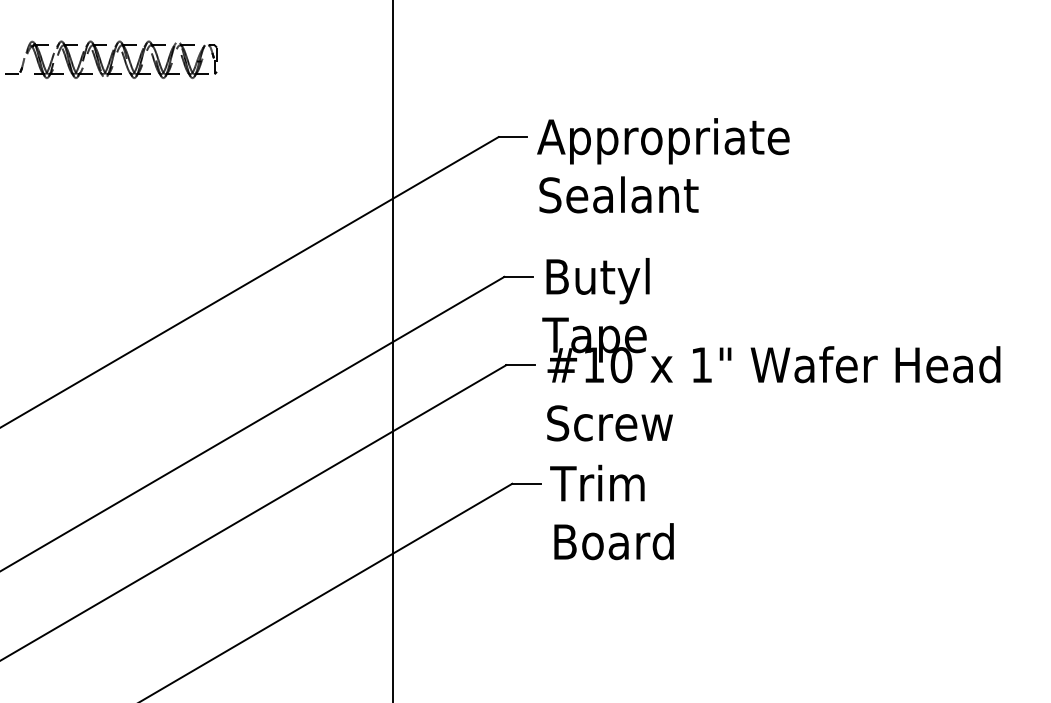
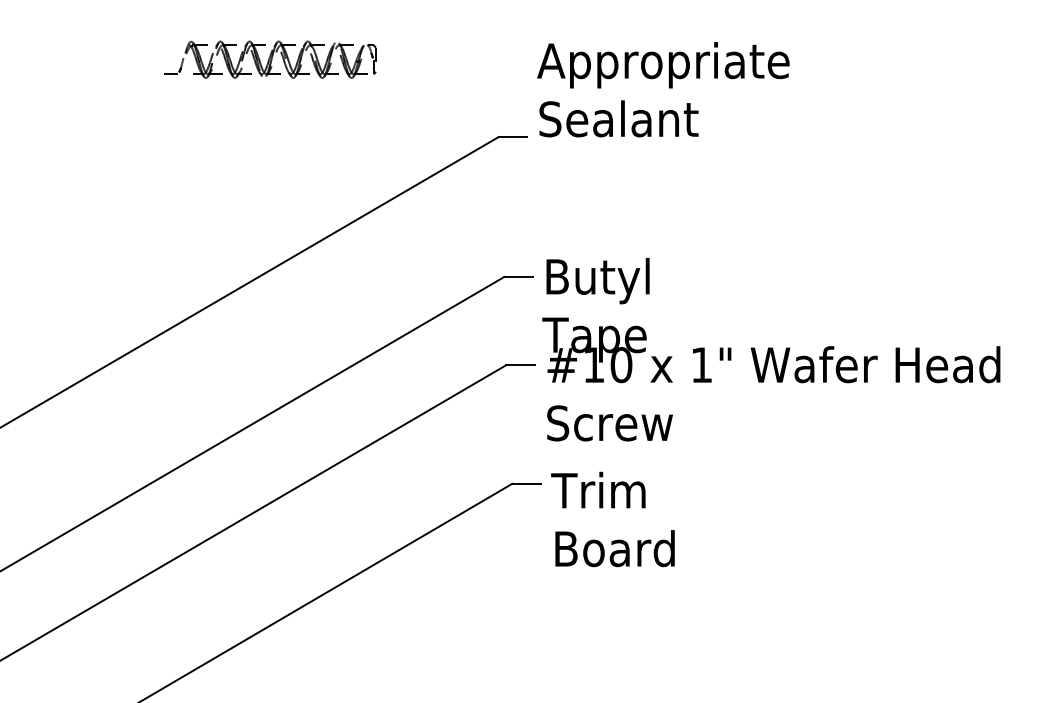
part position: (111, 59) -> (270, 59) (270, 59)
text position: (663, 165) -> (663, 89) (663, 89)
line: present -> none (392, 350)
text position: (611, 512) -> (612, 519) (612, 519)
